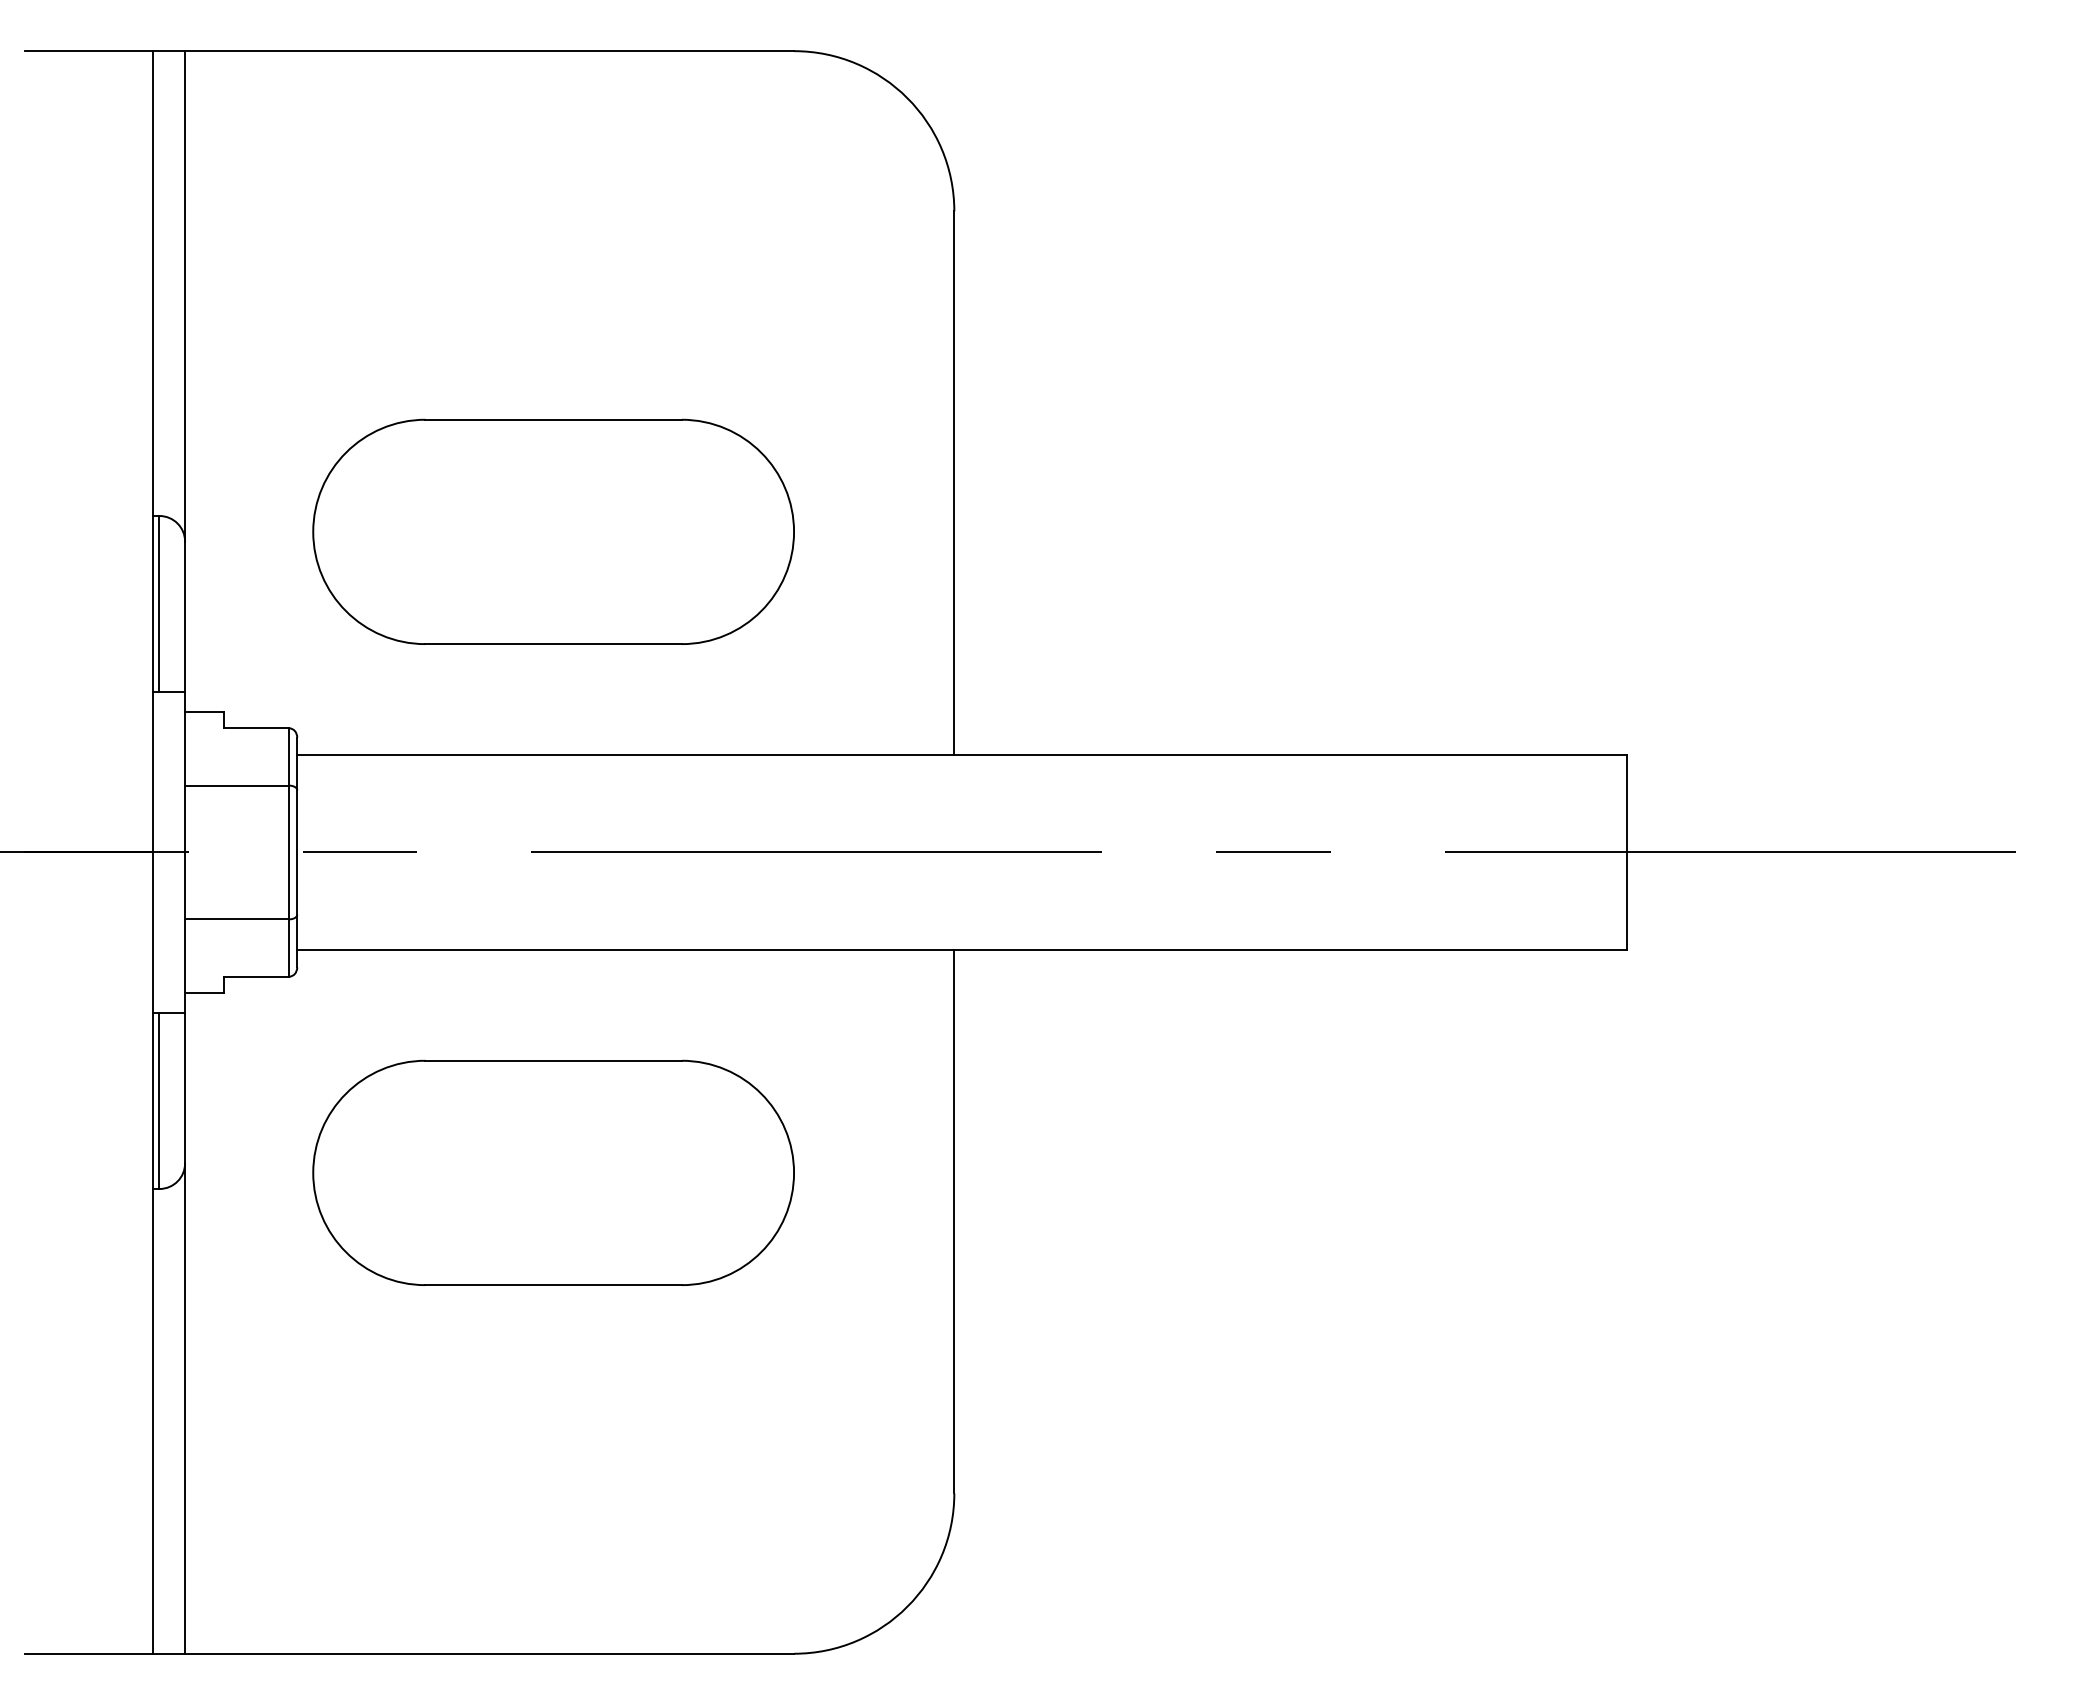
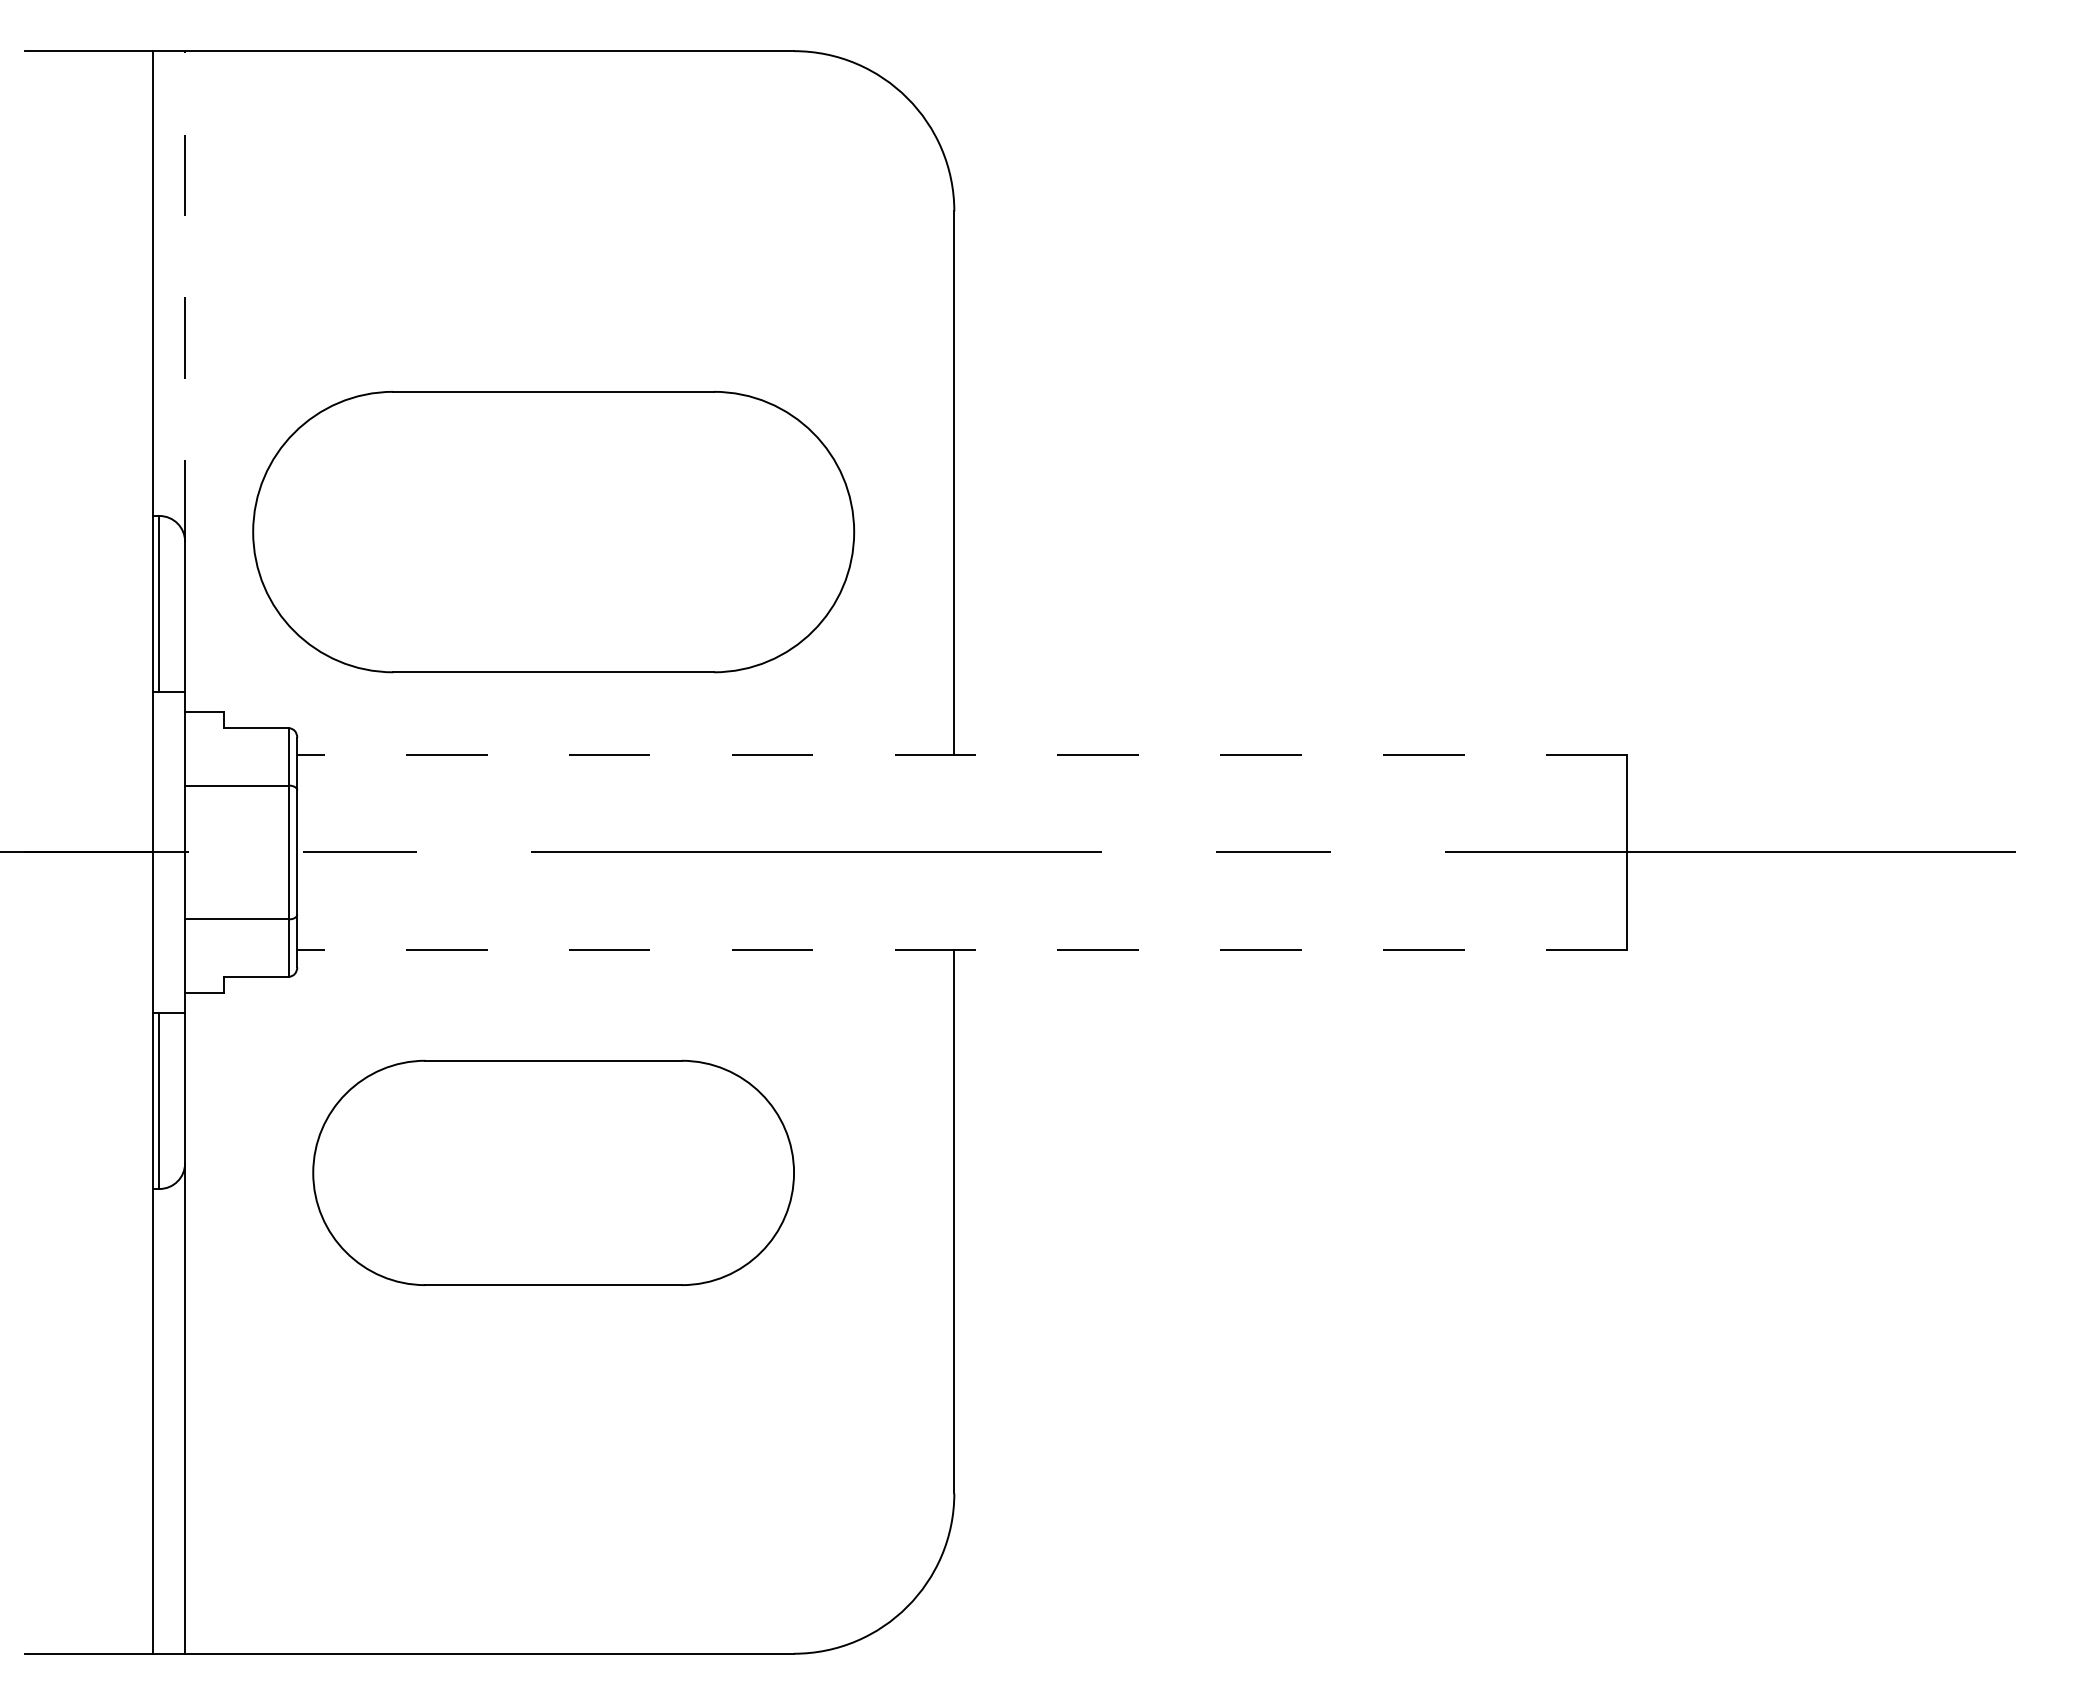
line: solid -> dashed (185, 295)
part size: 483x227 px -> 604x283 px (553, 532)
line: solid -> dashed (961, 754)
line: solid -> dashed (961, 950)
